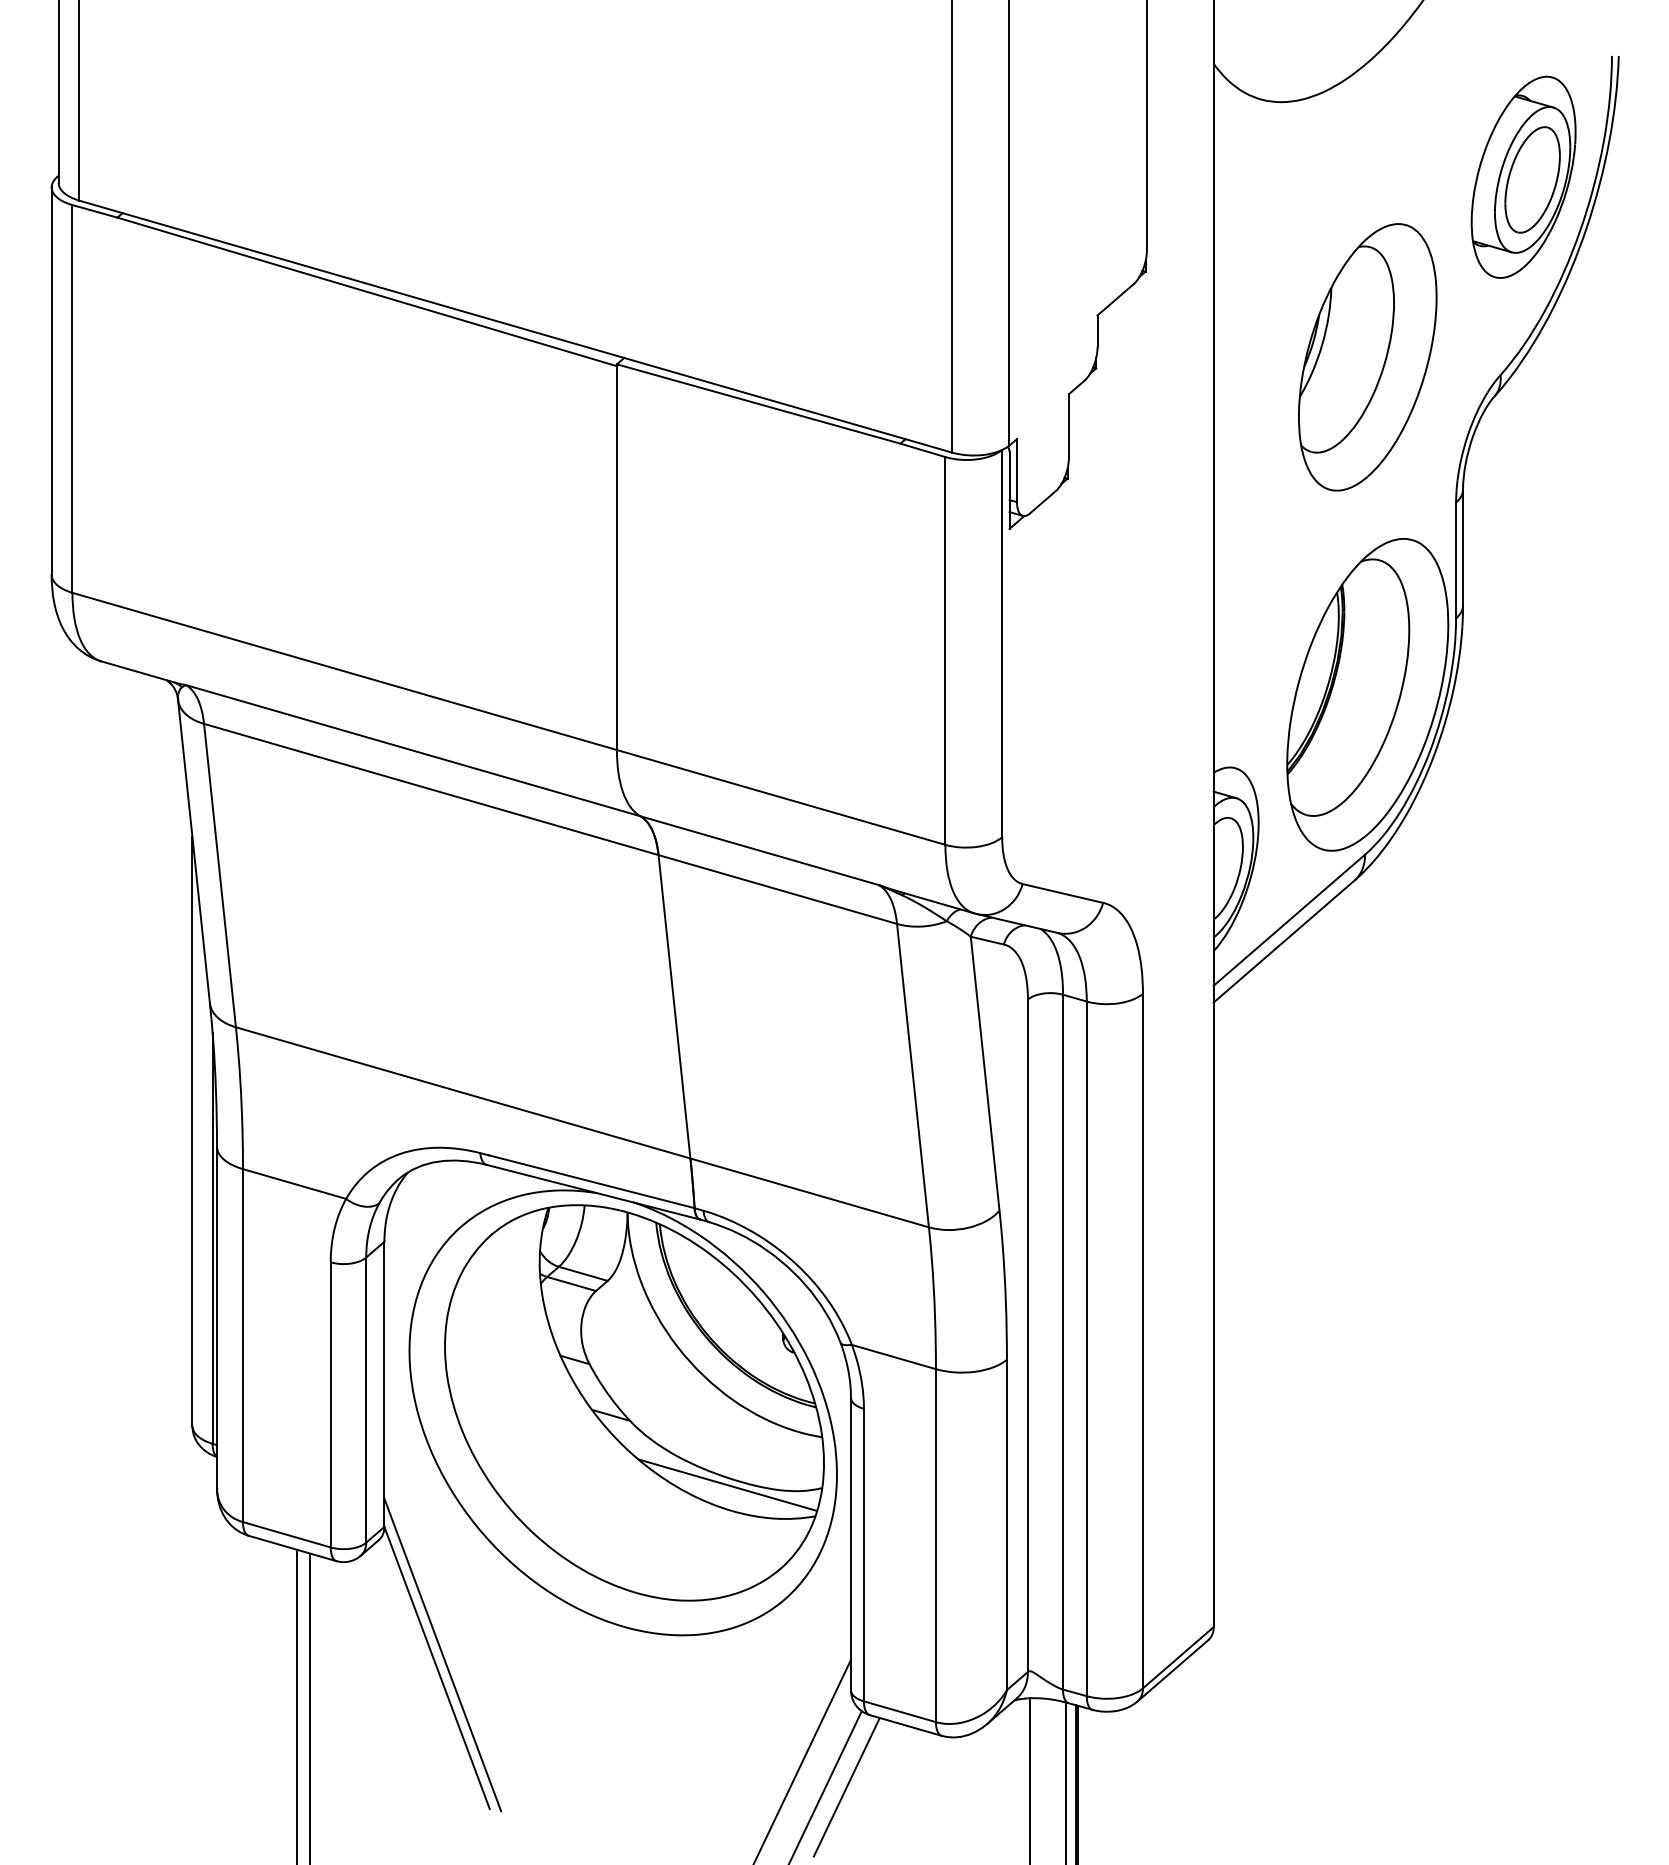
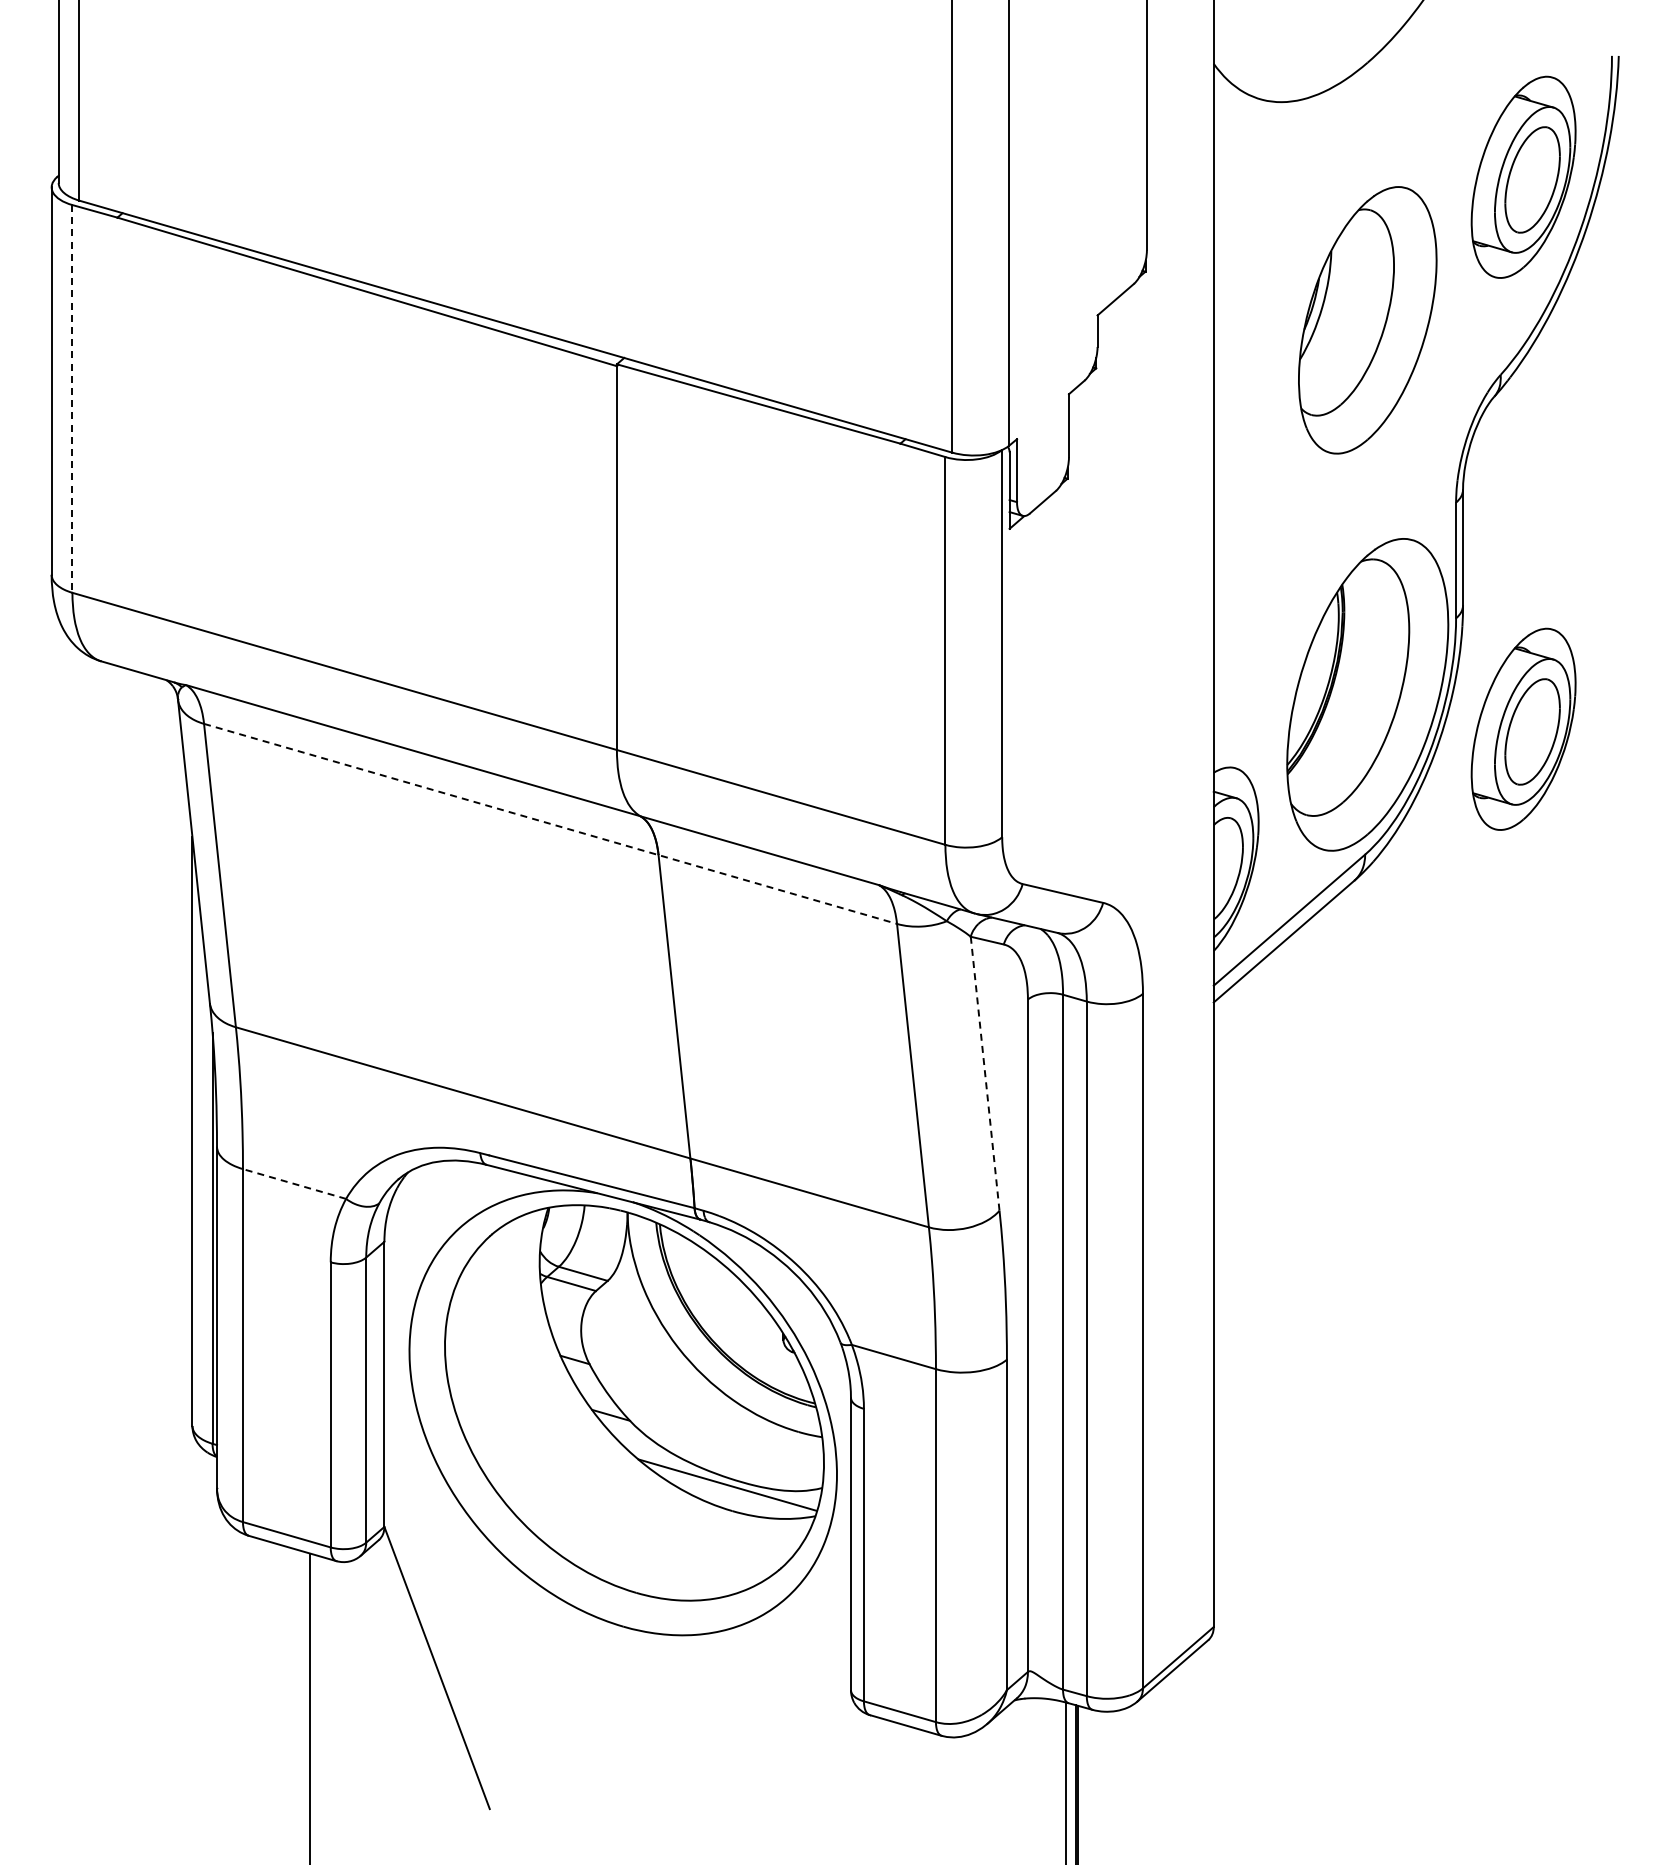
part position: (1367, 357) -> (1367, 320) (1367, 320)
line: solid -> dashed (72, 398)
part: none -> present (1523, 728)
line: solid -> dashed (550, 823)
line: solid -> dashed (985, 1073)
line: solid -> dashed (294, 1184)
line: present -> none (442, 1654)
line: present -> none (297, 1705)
line: present -> none (802, 1760)
line: present -> none (1030, 1779)
line: present -> none (825, 1786)
line: present -> none (846, 1786)
